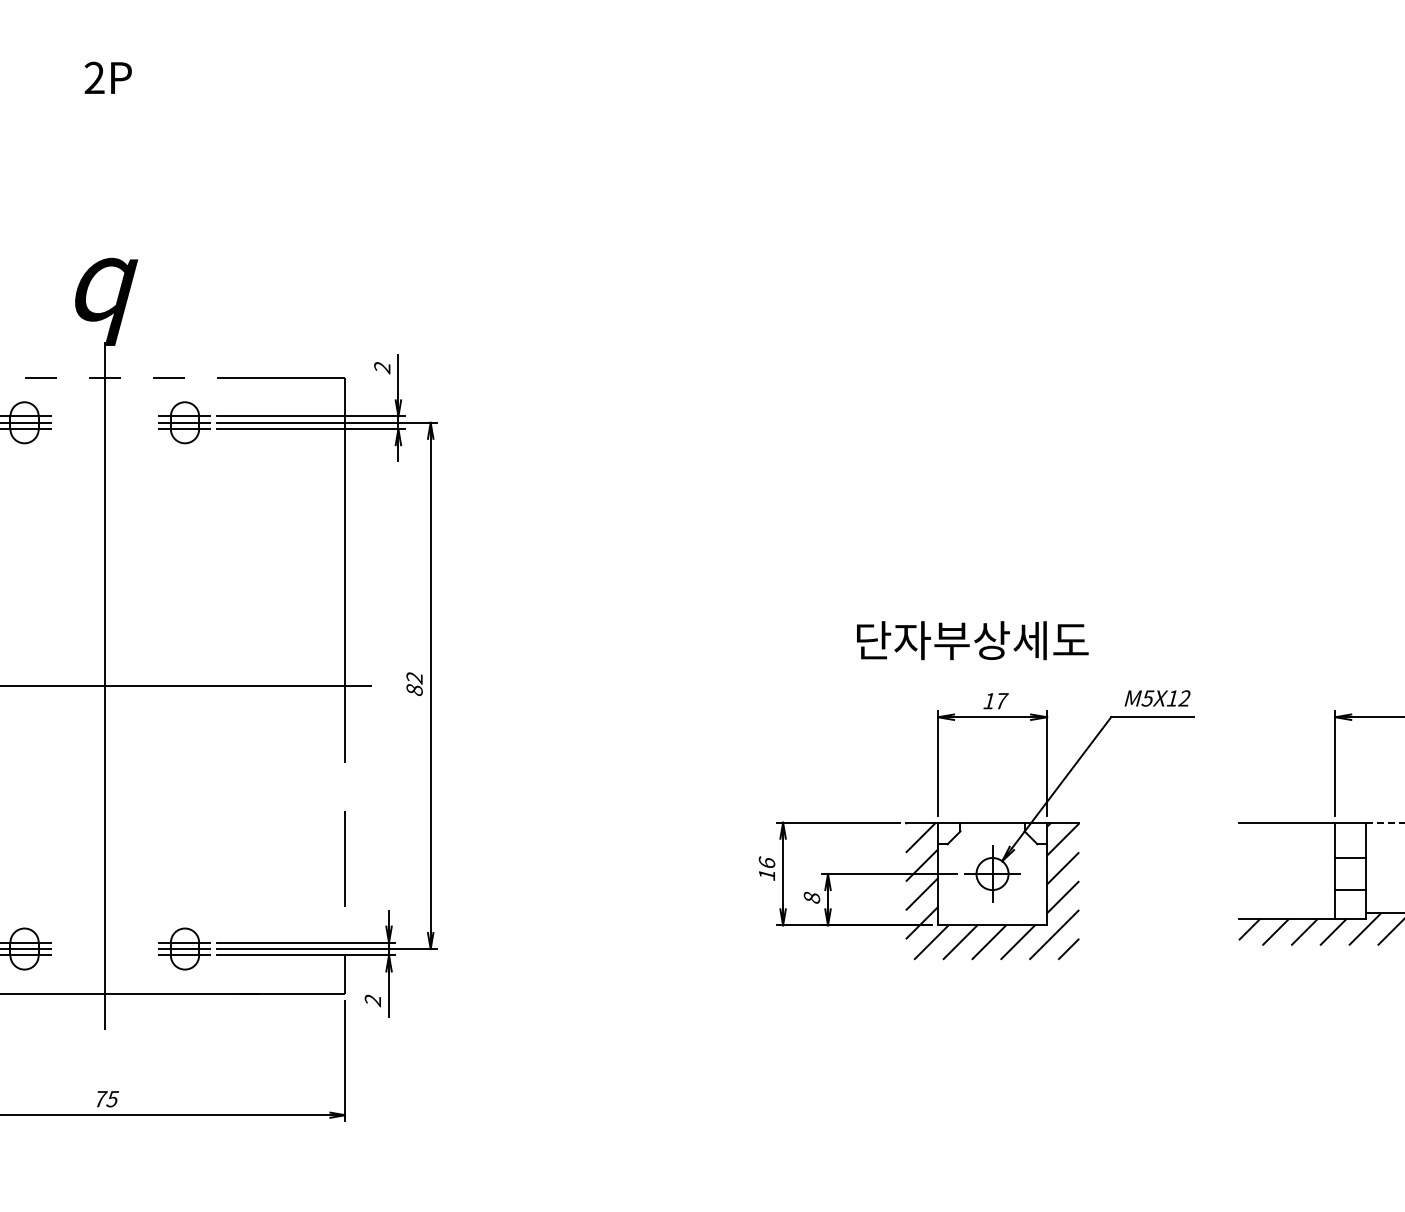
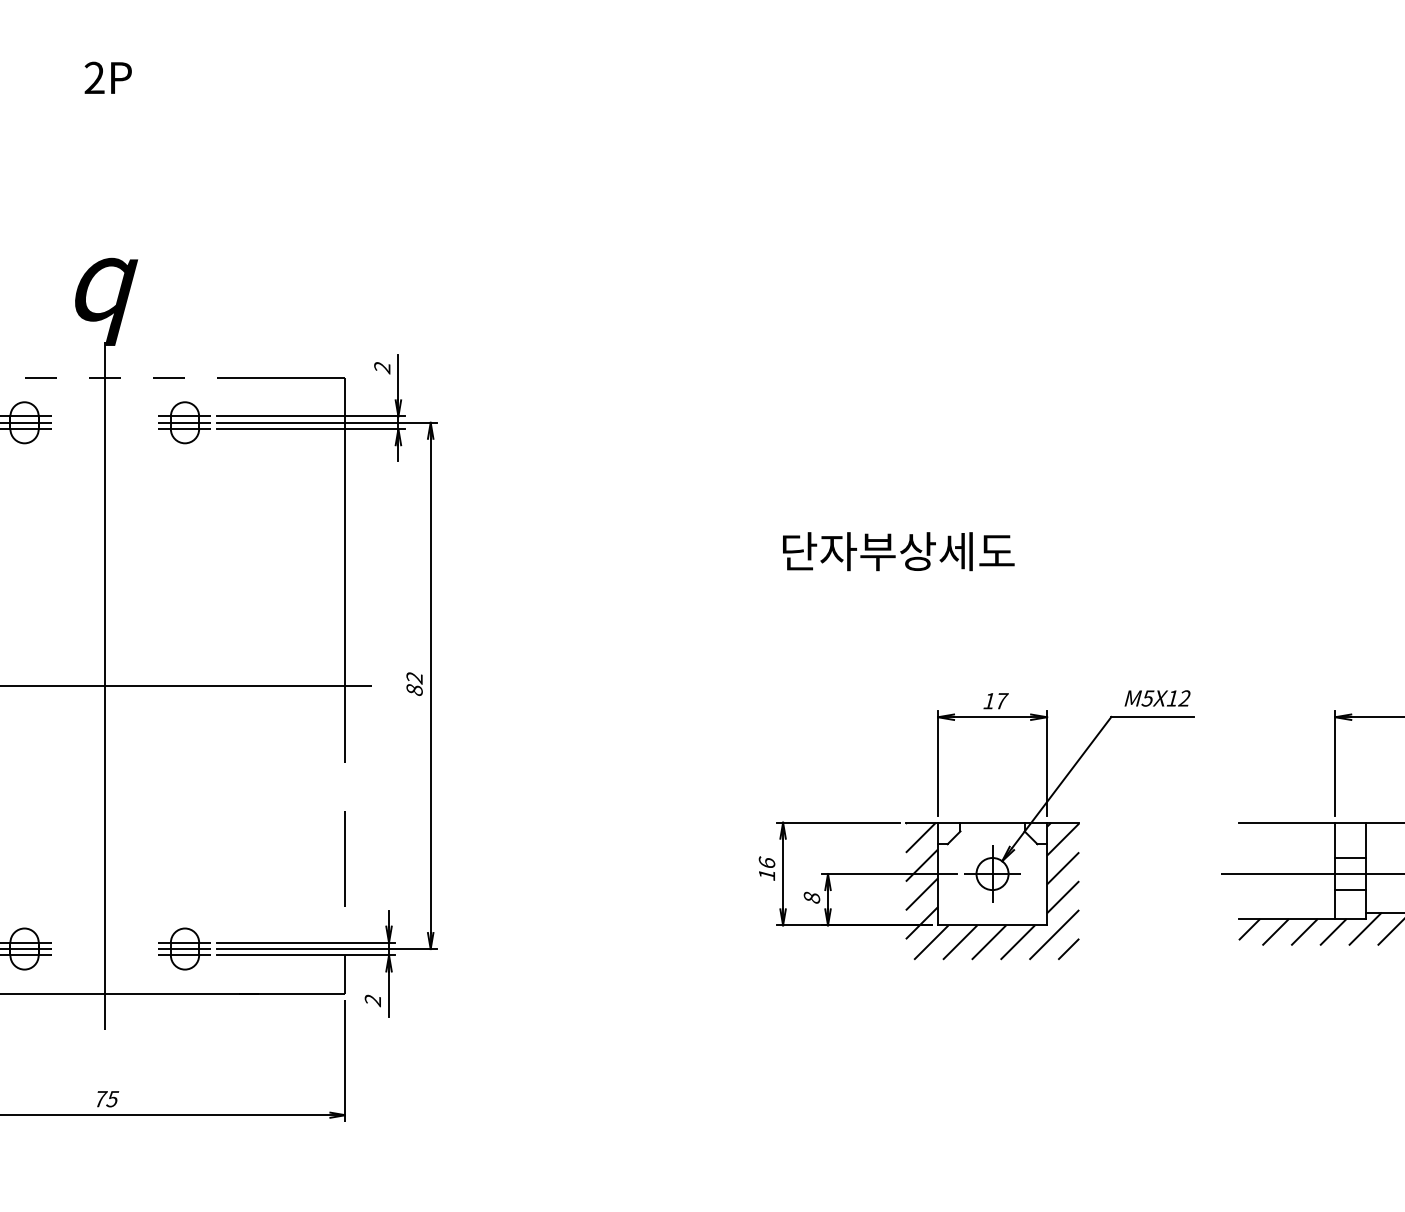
text position: (972, 640) -> (898, 551) (898, 551)
line: dashed -> solid (1385, 822)
line: none -> present (1310, 874)
